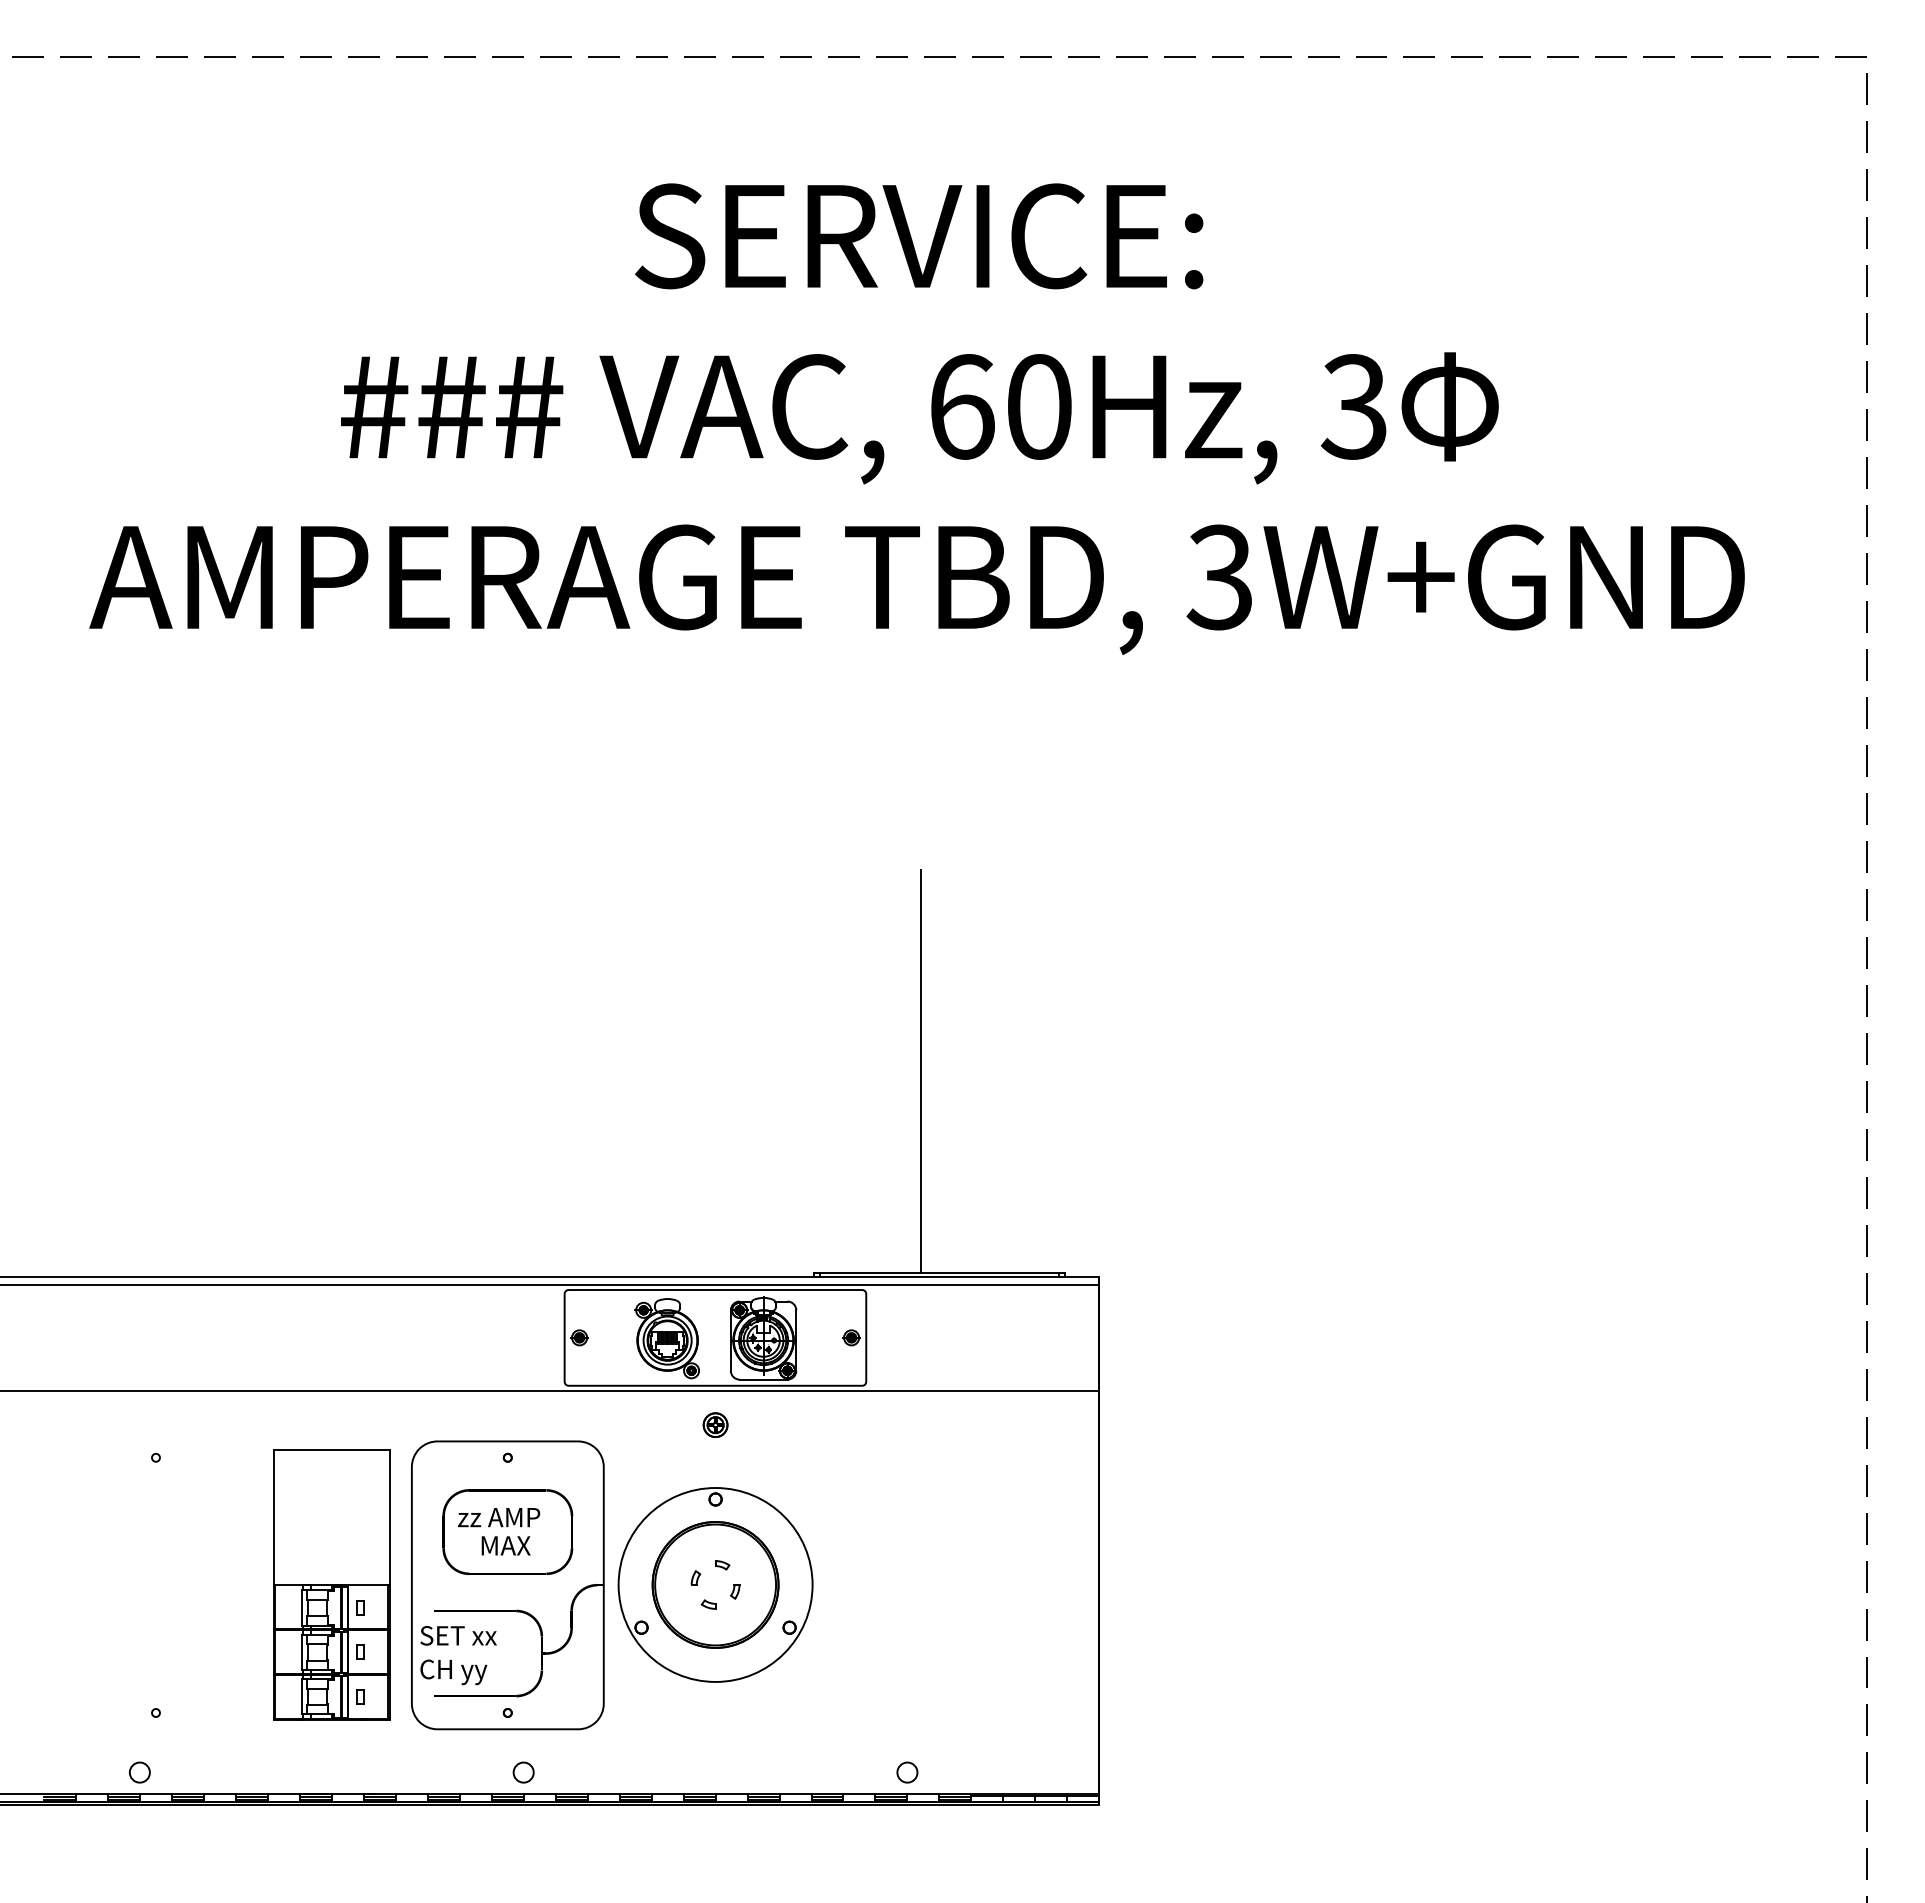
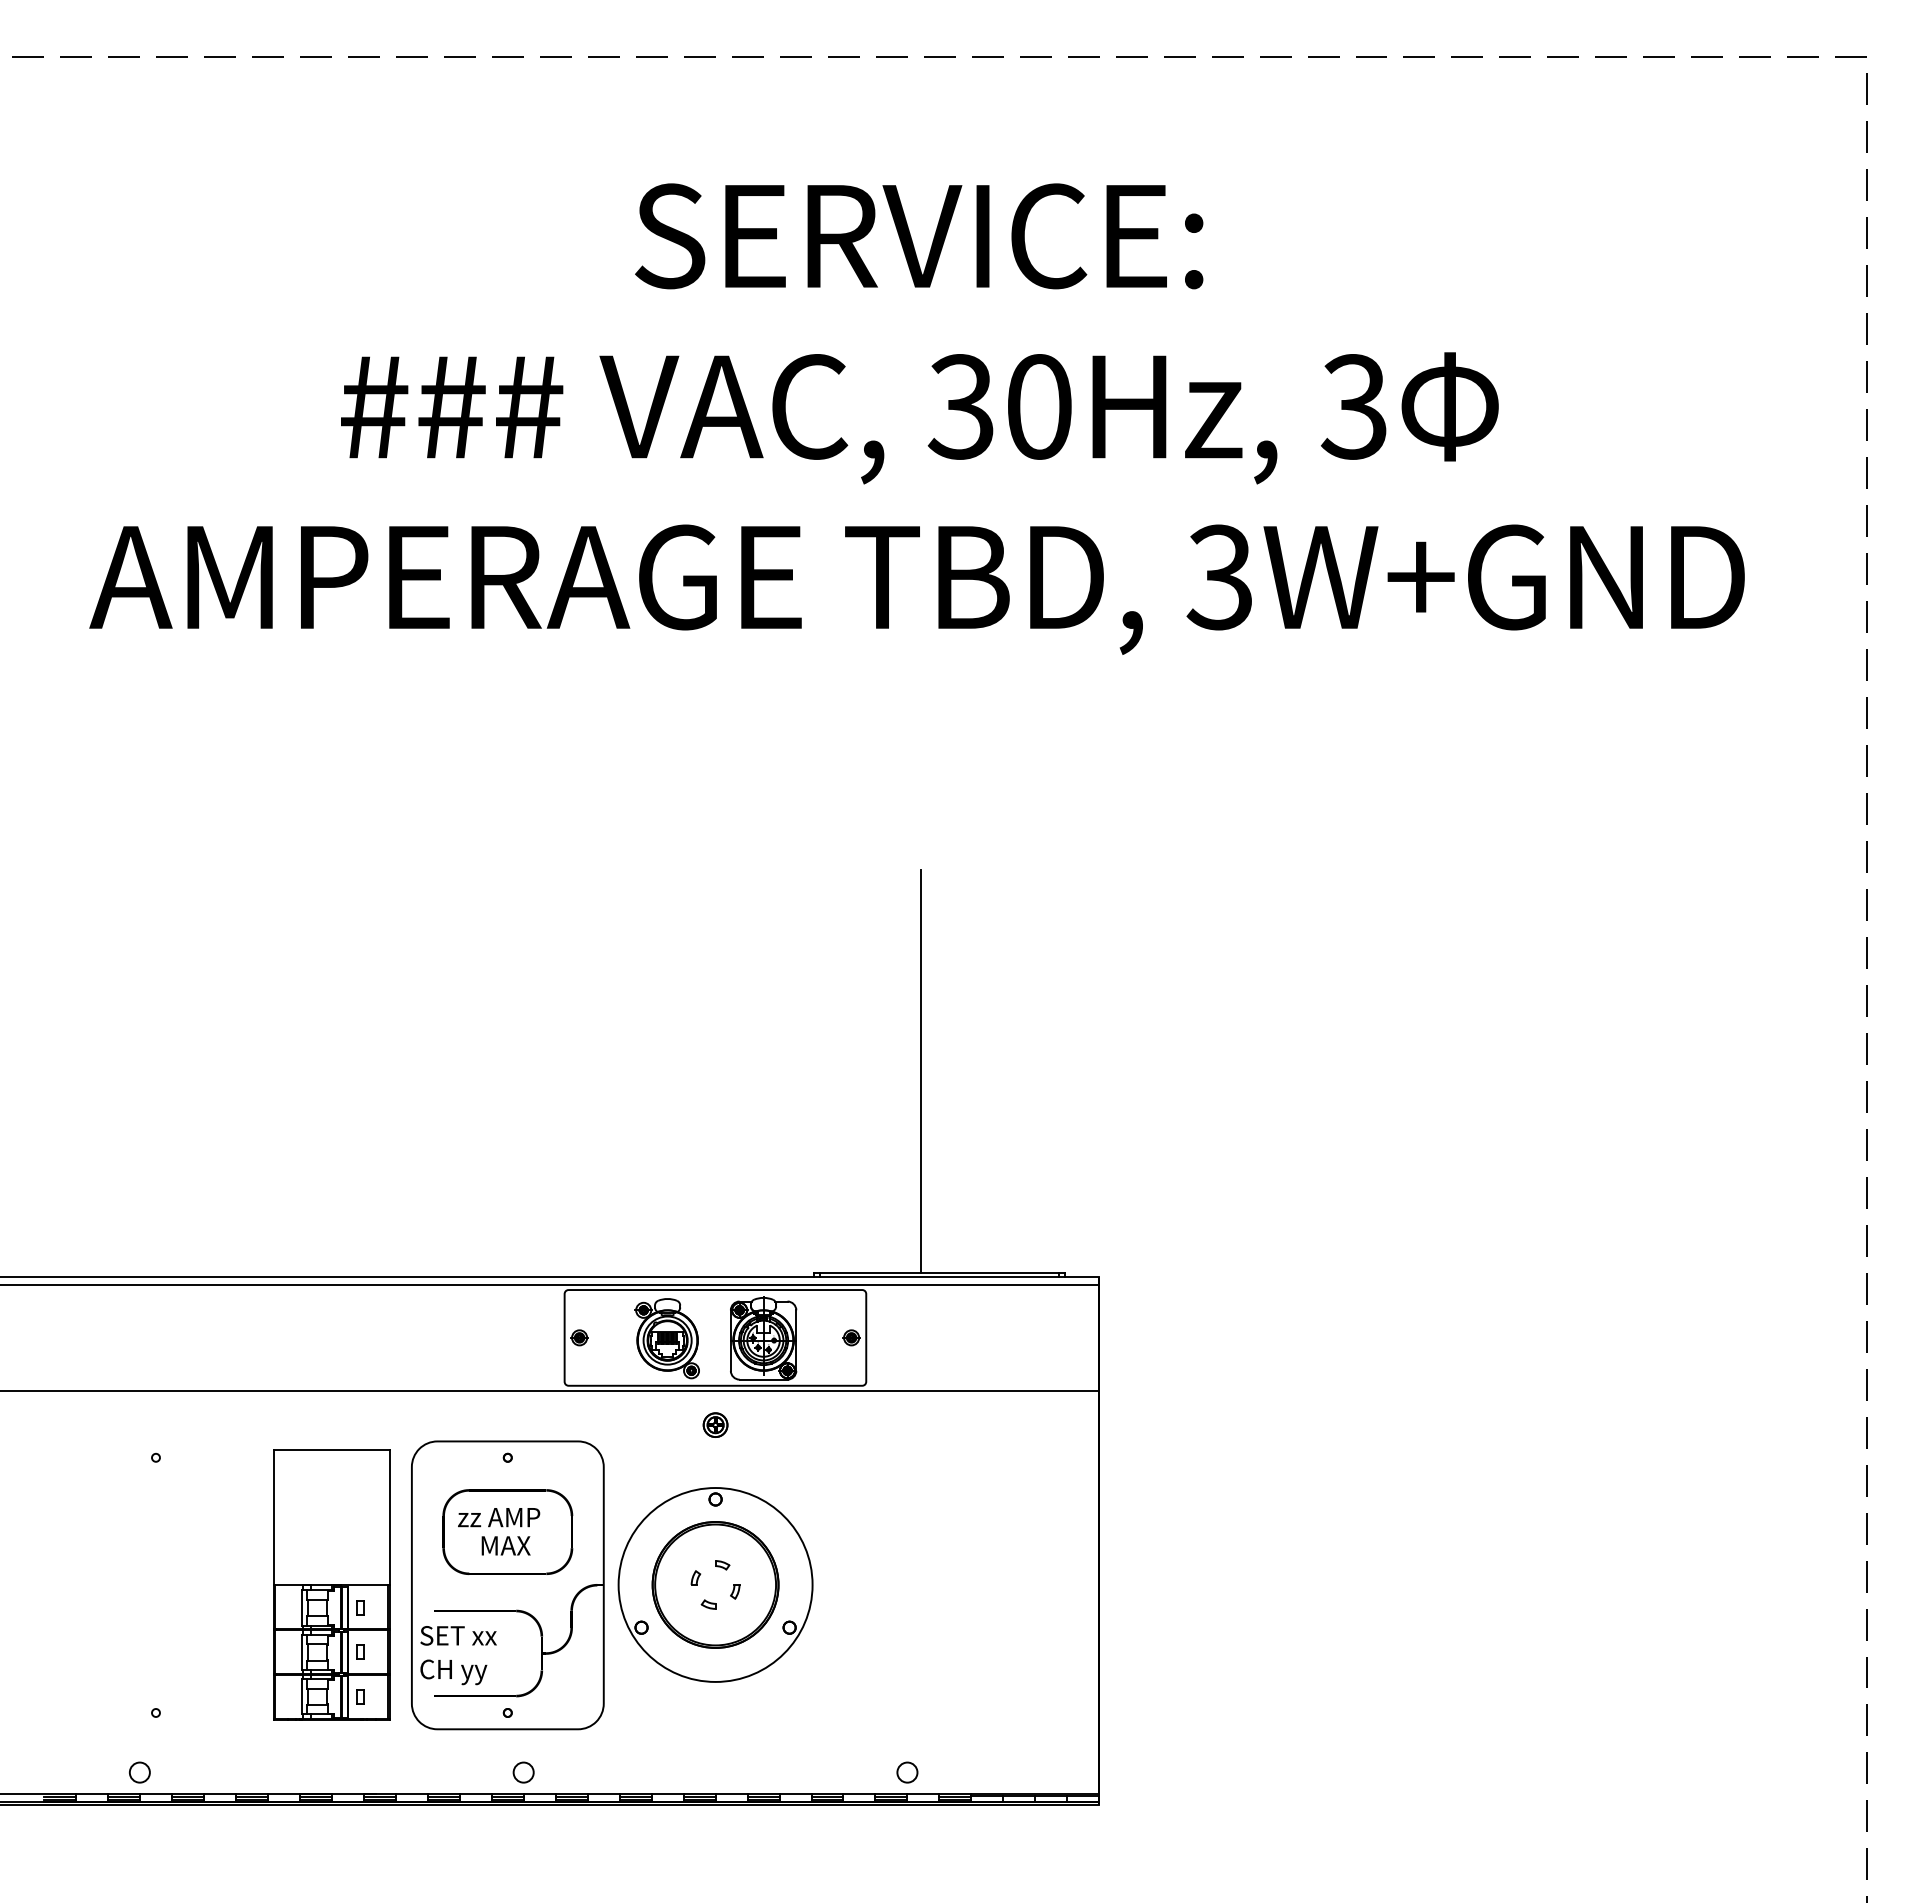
text: 60Hz, -> 30Hz, (960, 406)
